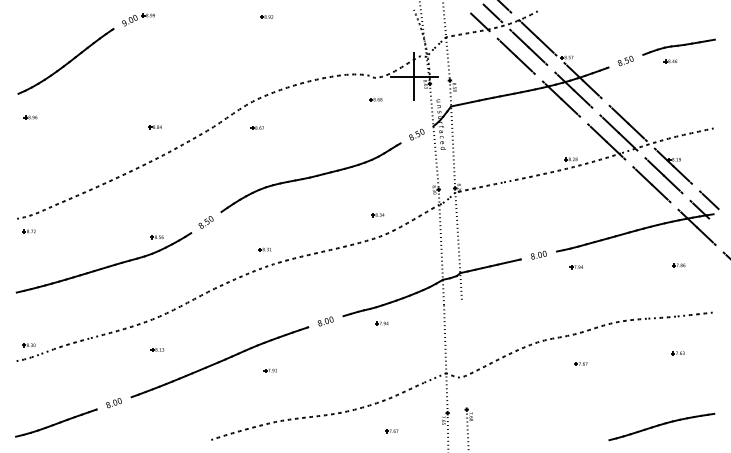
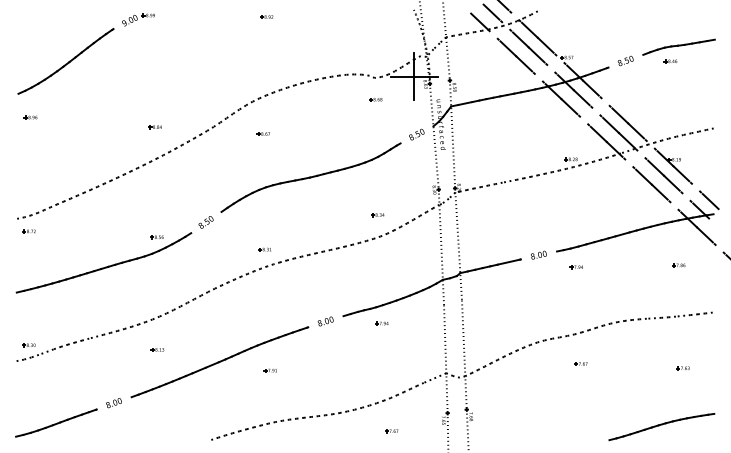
part position: (256, 127) -> (262, 133) (262, 133)
part position: (677, 353) -> (682, 368) (682, 368)
line: none -> present (463, 354)
